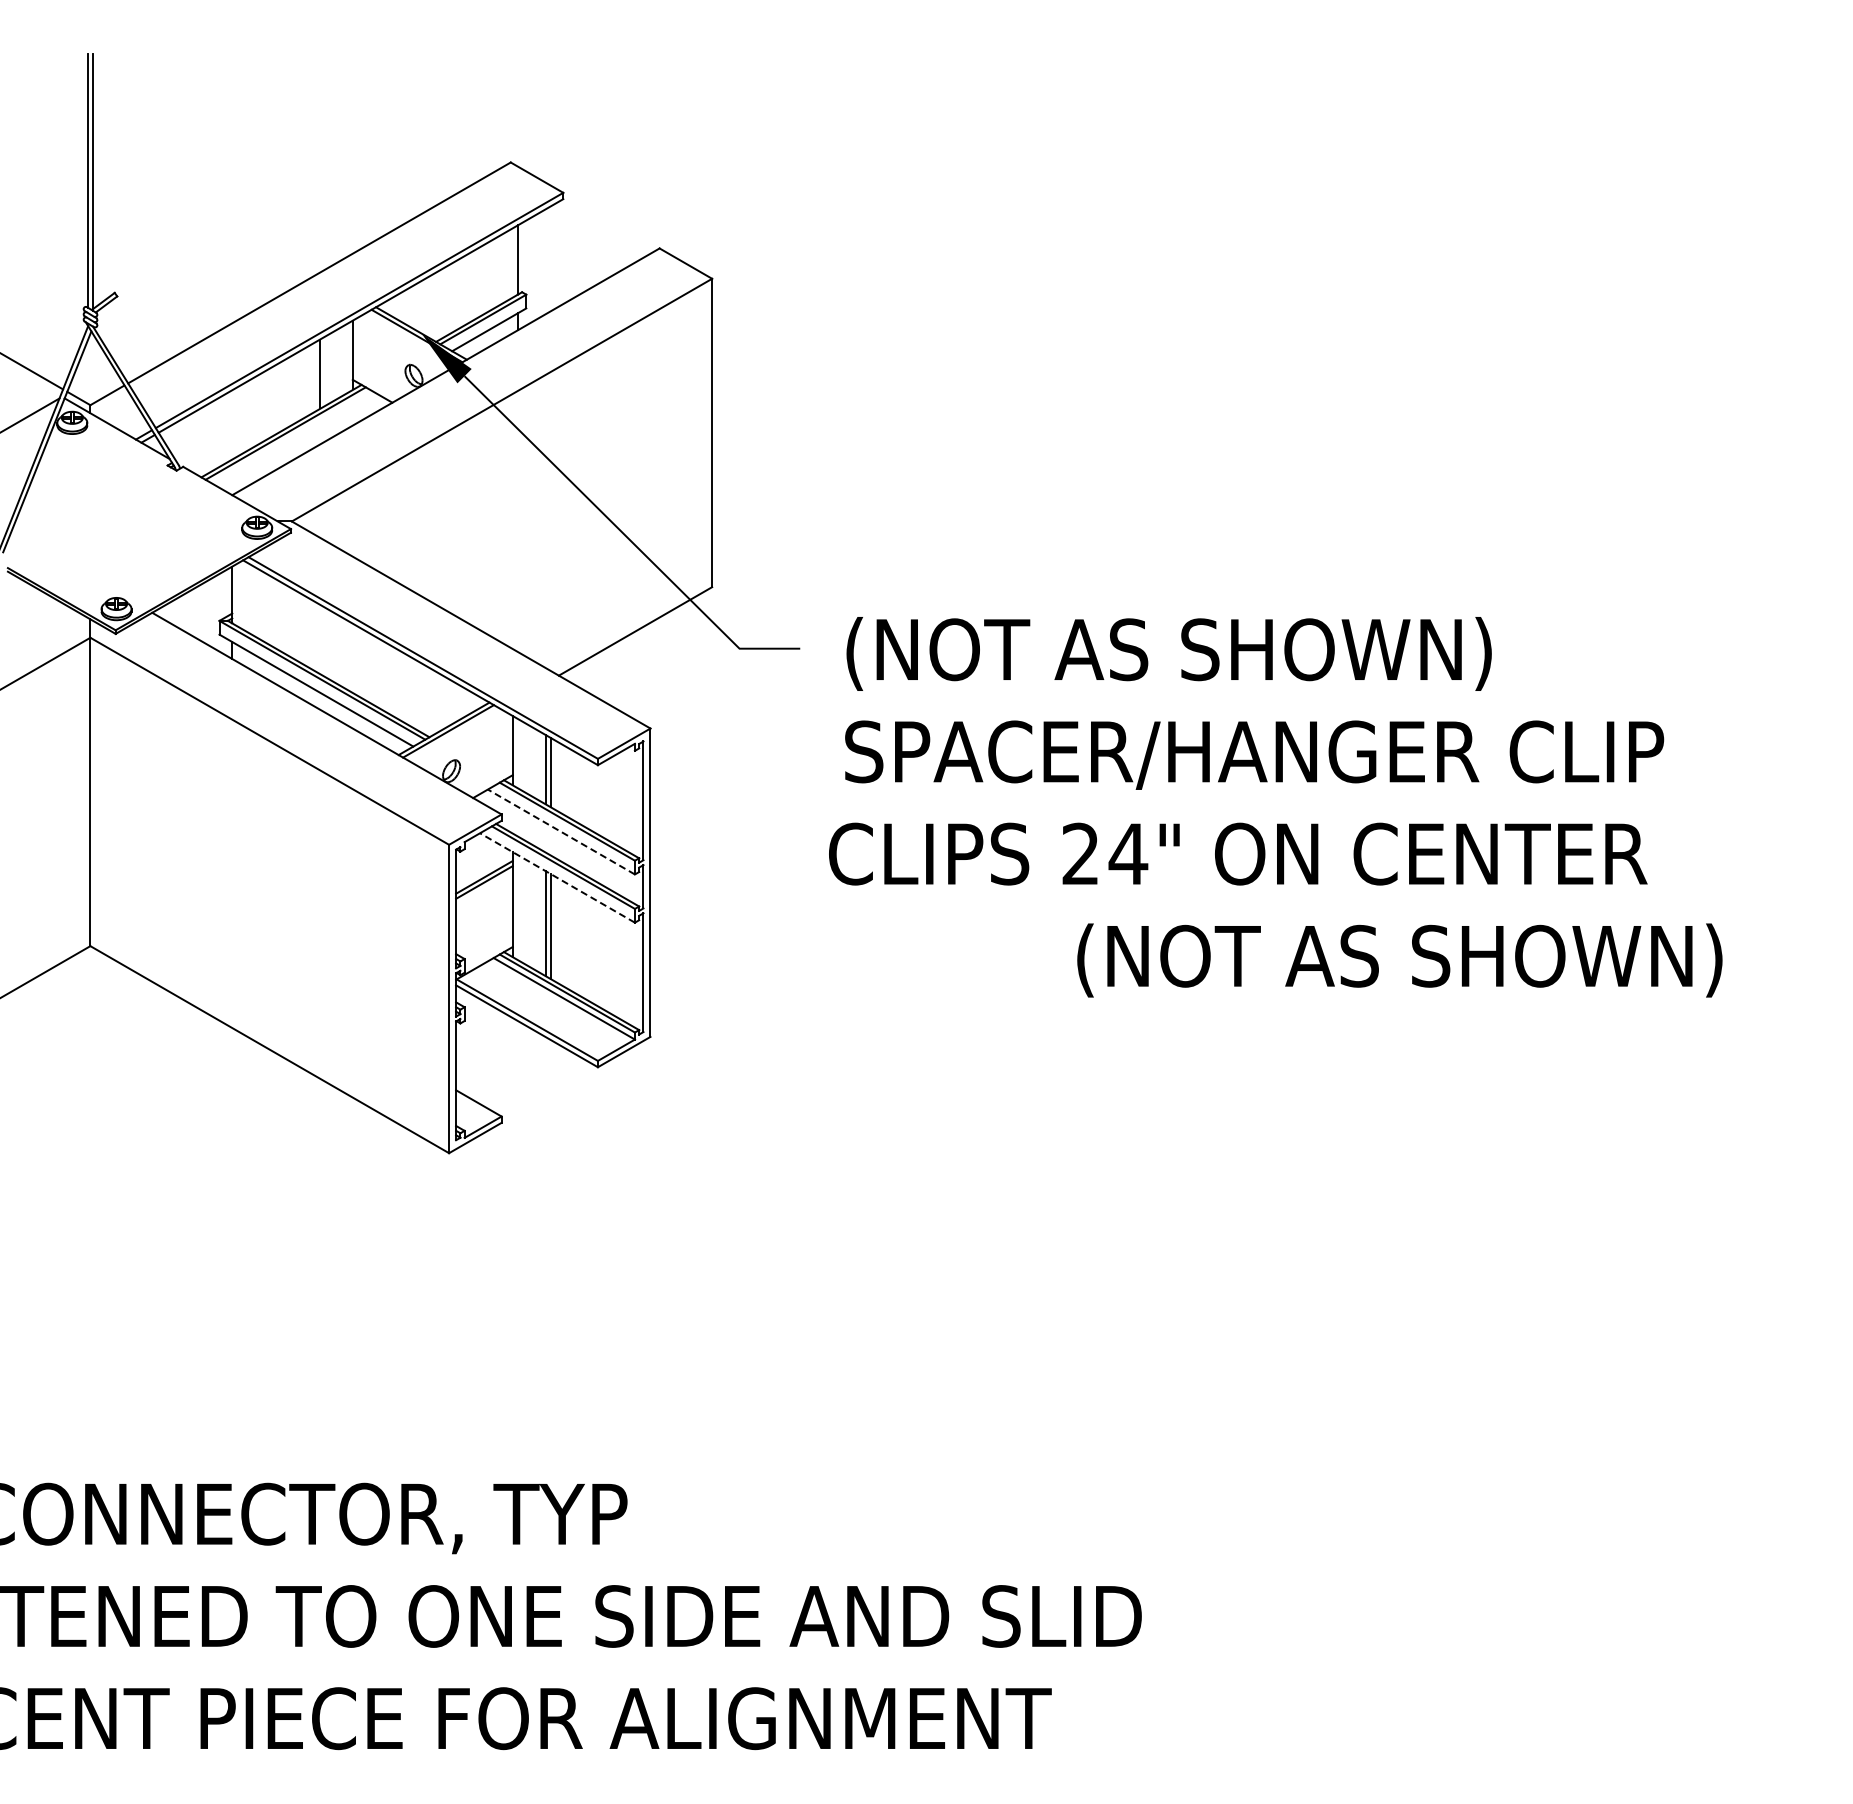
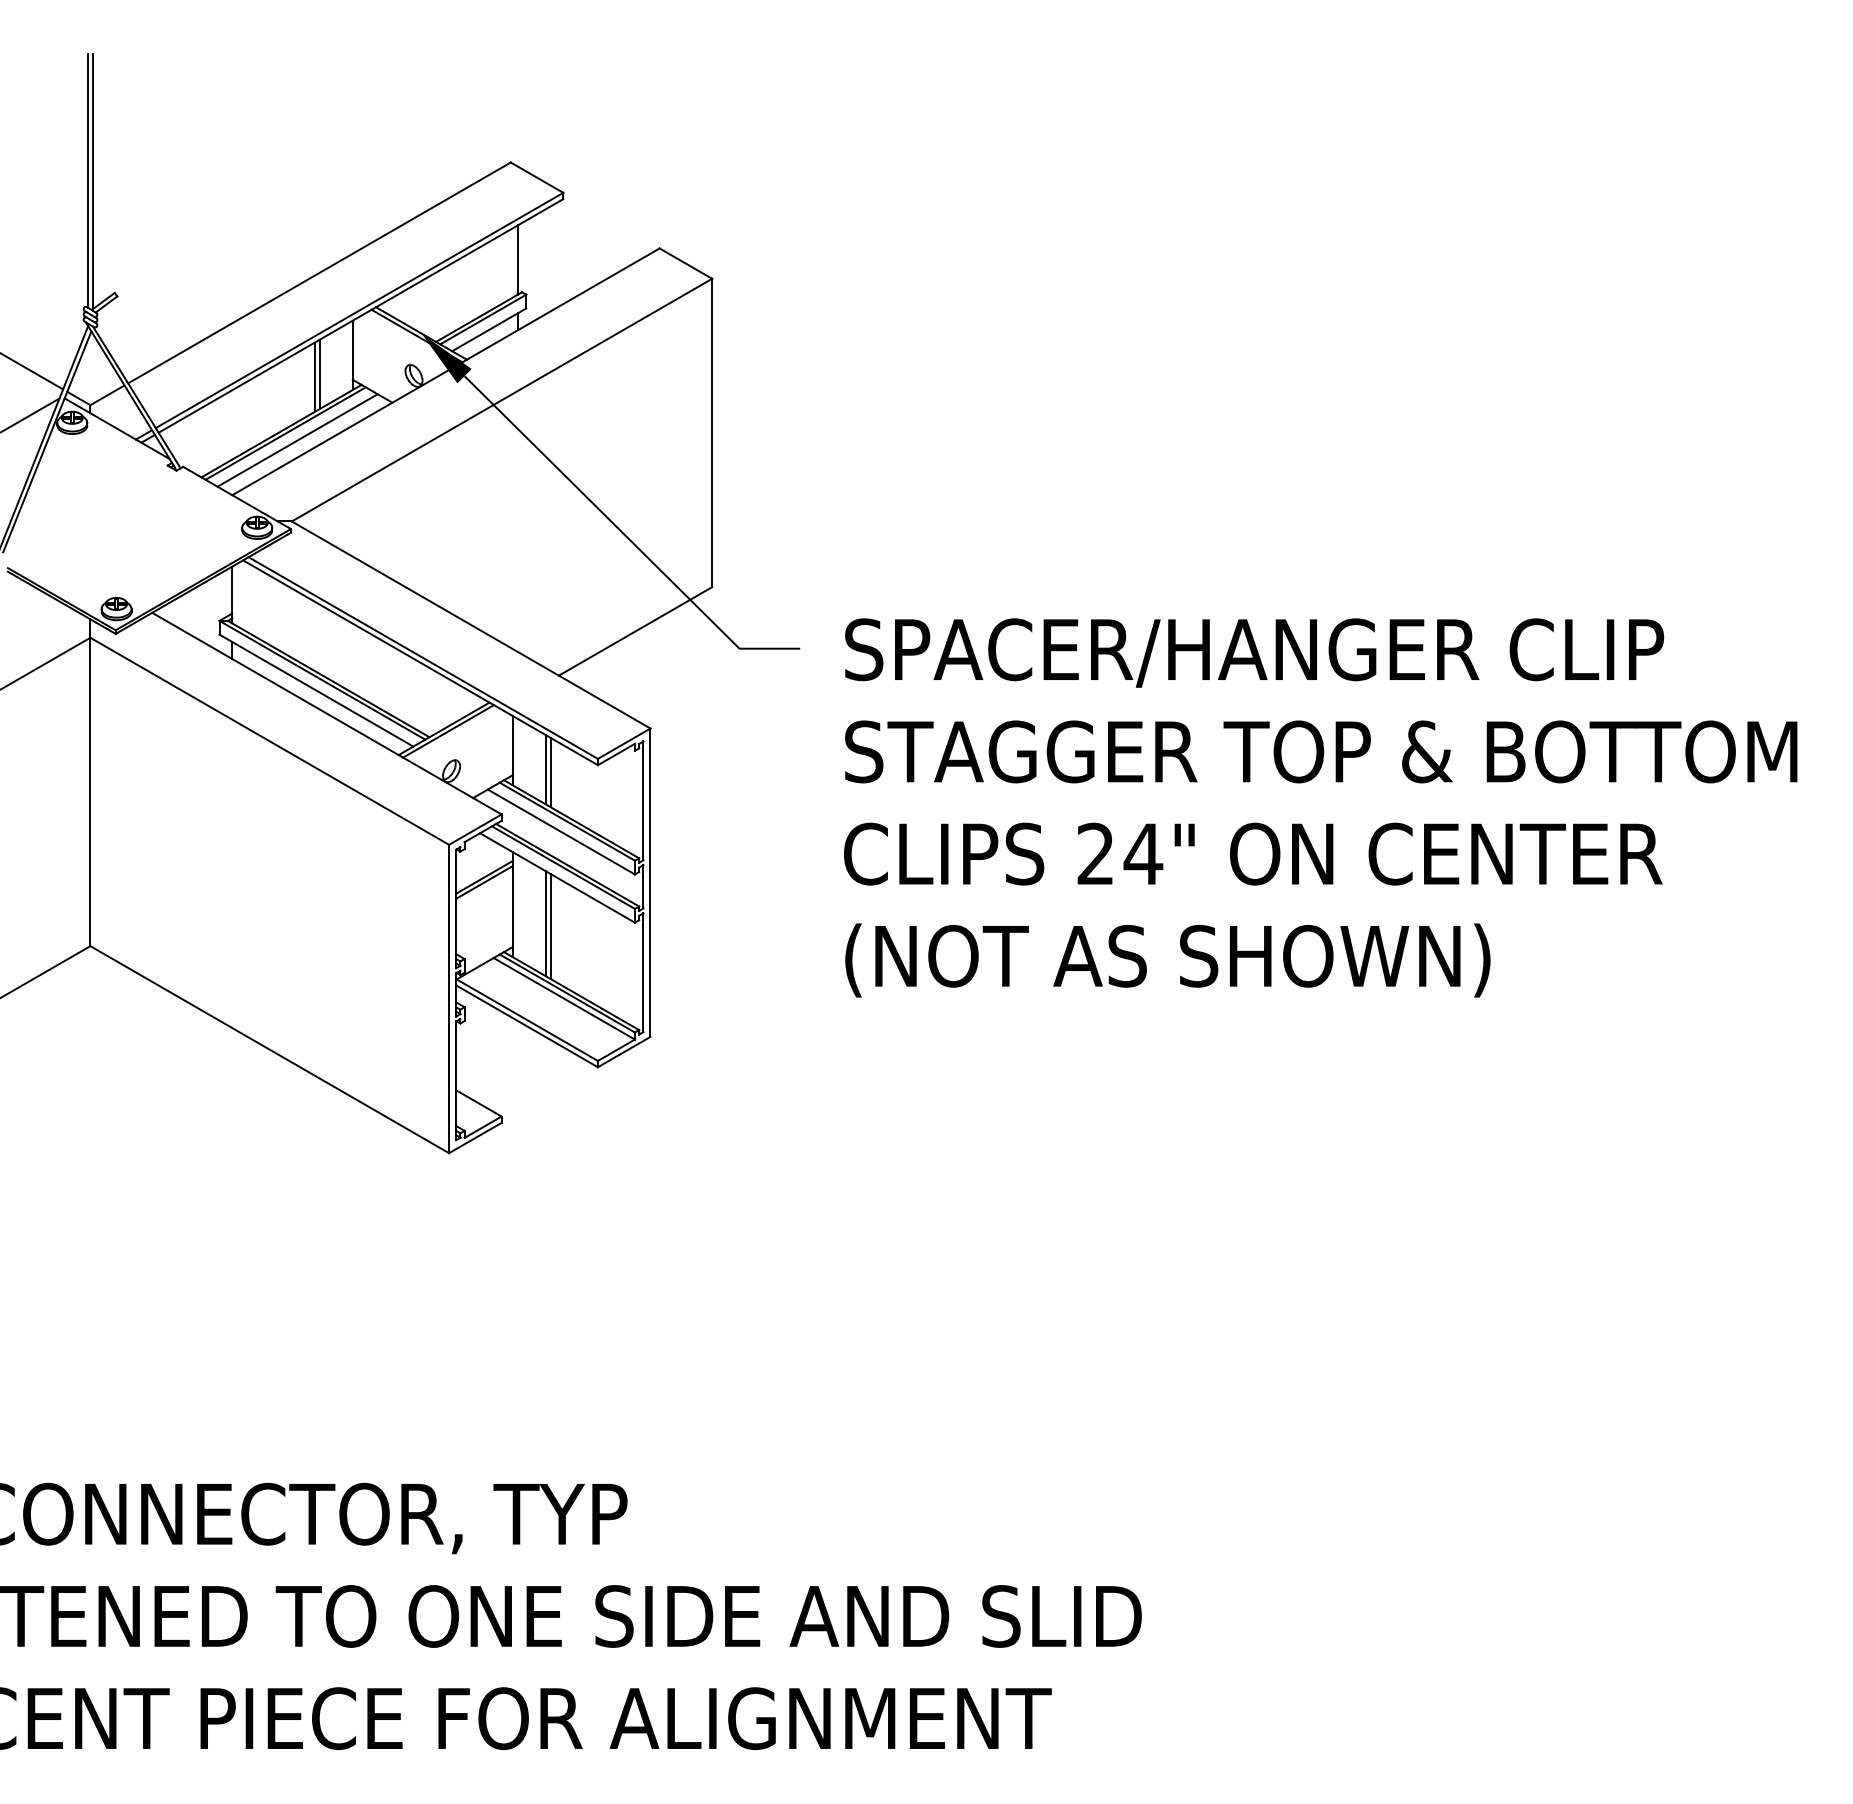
line: none -> present (314, 376)
line: none -> present (297, 440)
text: (NOT AS SHOWN) -> SPACER/HANGER CLIP (1254, 653)
text: SPACER/HANGER CLIP -> STAGGER TOP & BOTTOM (1342, 754)
line: dashed -> solid (561, 832)
text position: (1238, 853) -> (1253, 853) (1253, 853)
line: dashed -> solid (557, 877)
text position: (1399, 960) -> (1167, 960) (1167, 960)
